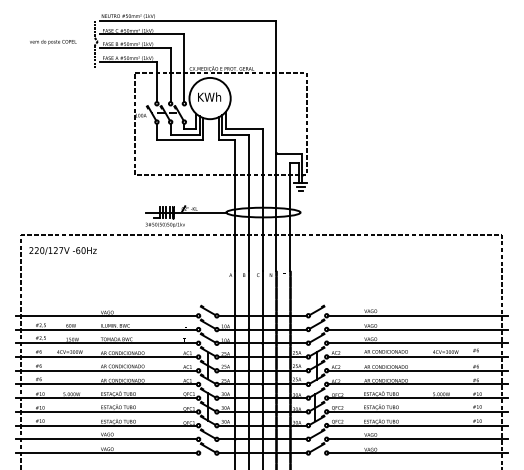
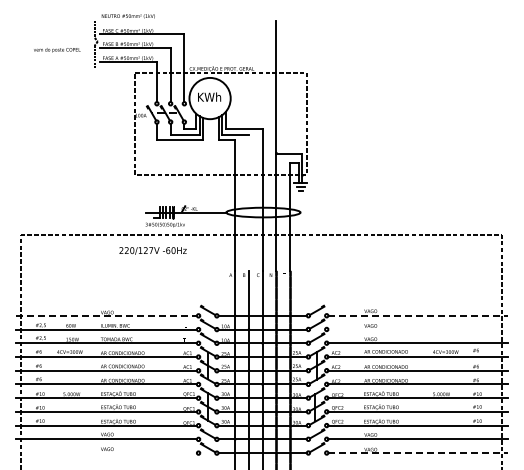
line: present -> none (188, 20)
text position: (53, 42) -> (57, 50) (57, 50)
line: present -> none (248, 202)
text position: (62, 250) -> (152, 250) (152, 250)
line: solid -> dashed (106, 315)
line: solid -> dashed (418, 315)
line: present -> none (418, 329)
line: present -> none (105, 453)
line: solid -> dashed (418, 453)
